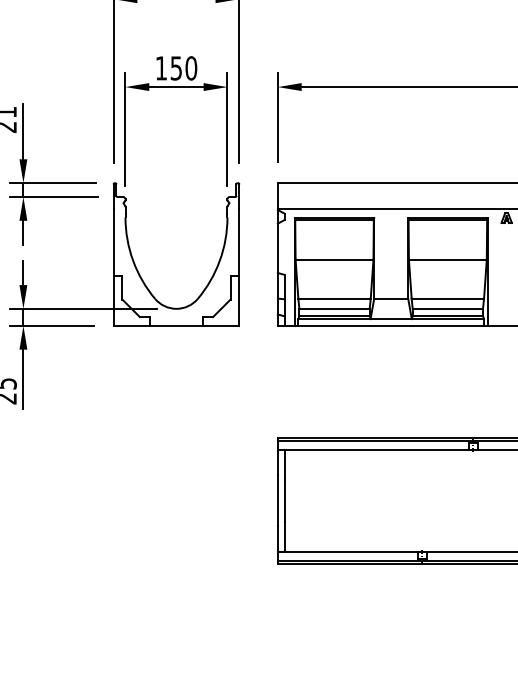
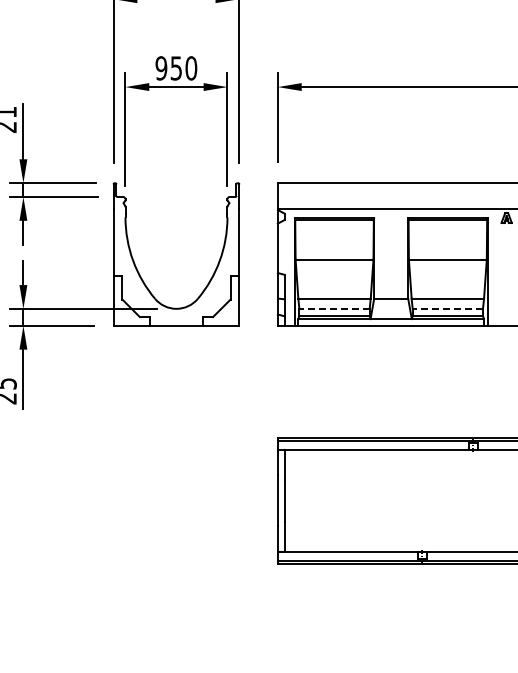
text: 150 -> 950 (161, 68)
line: solid -> dashed (334, 308)
line: solid -> dashed (447, 308)
